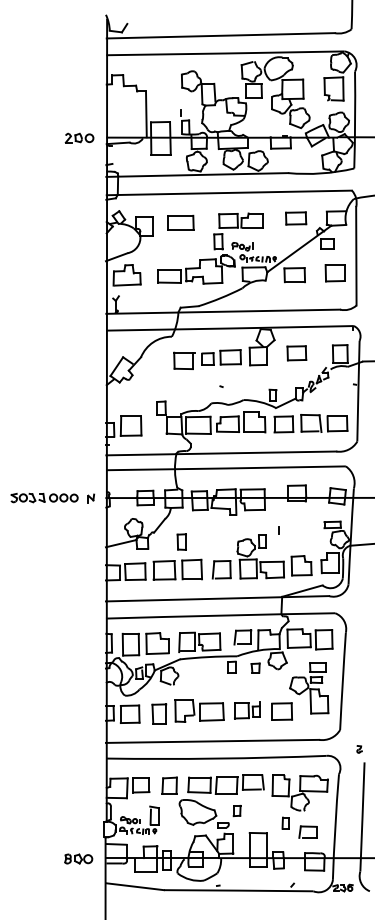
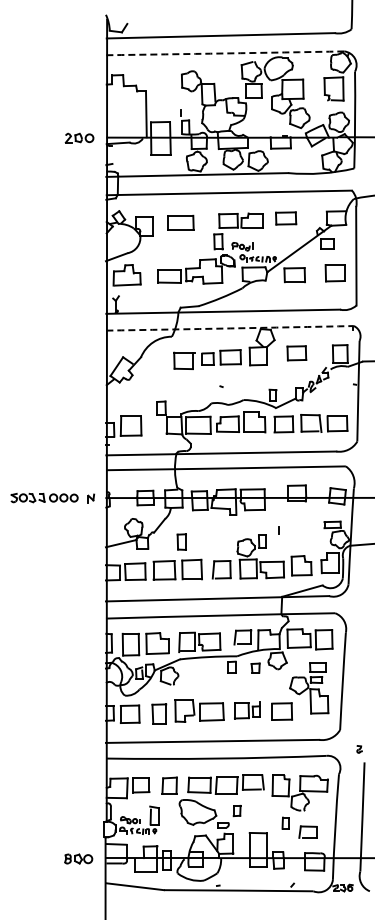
arc: solid -> dashed (225, 53)
part position: (296, 218) -> (286, 218) (286, 218)
arc: solid -> dashed (230, 328)
